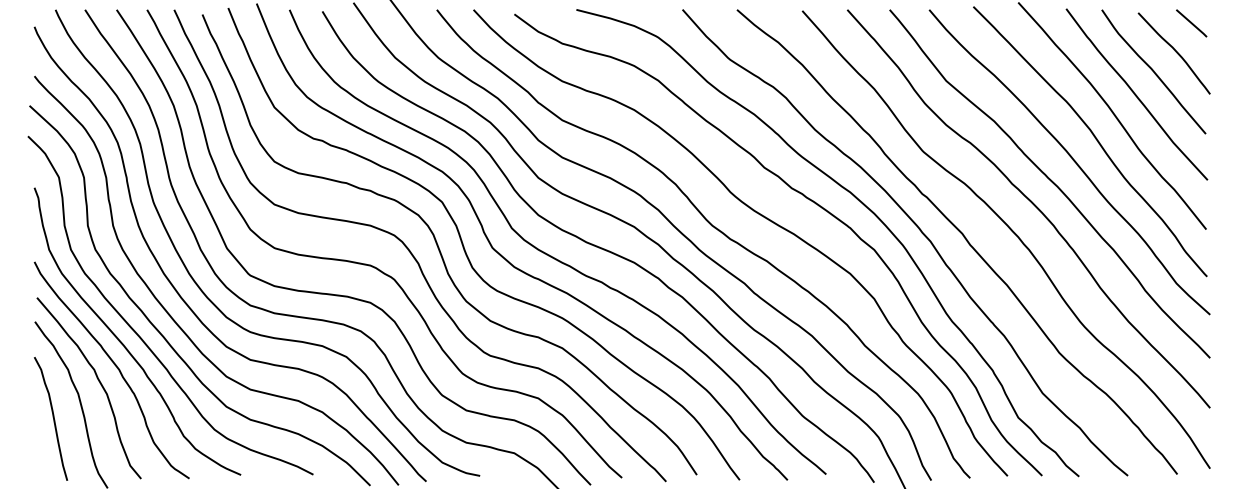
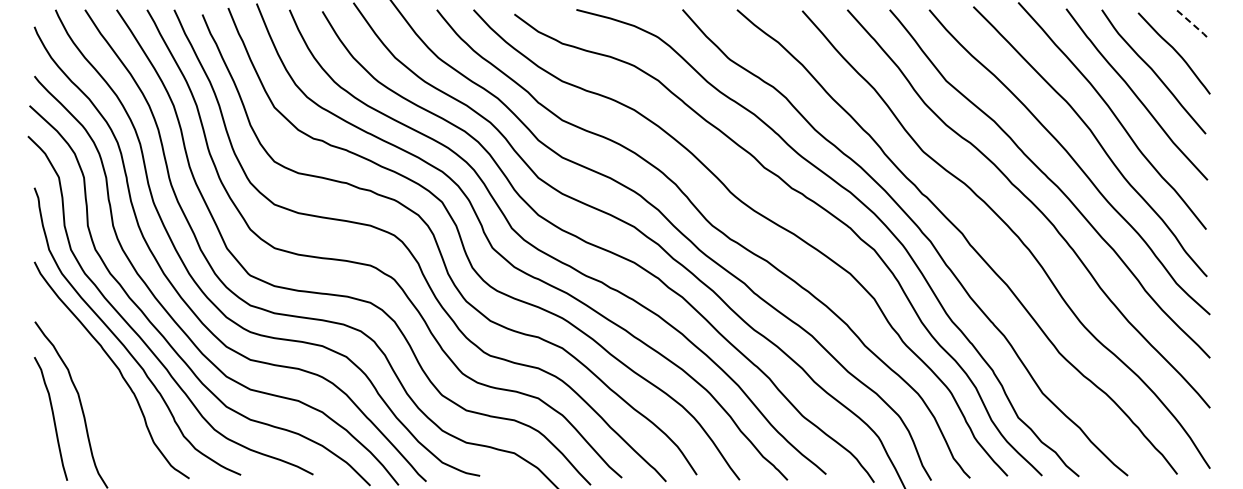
line: solid -> dashed (1191, 23)
curve: present -> none (99, 383)
